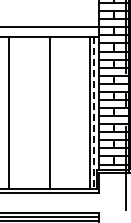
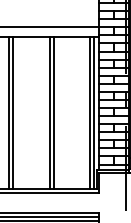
line: none -> present (13, 112)
line: none -> present (53, 112)
line: dashed -> solid (94, 113)
